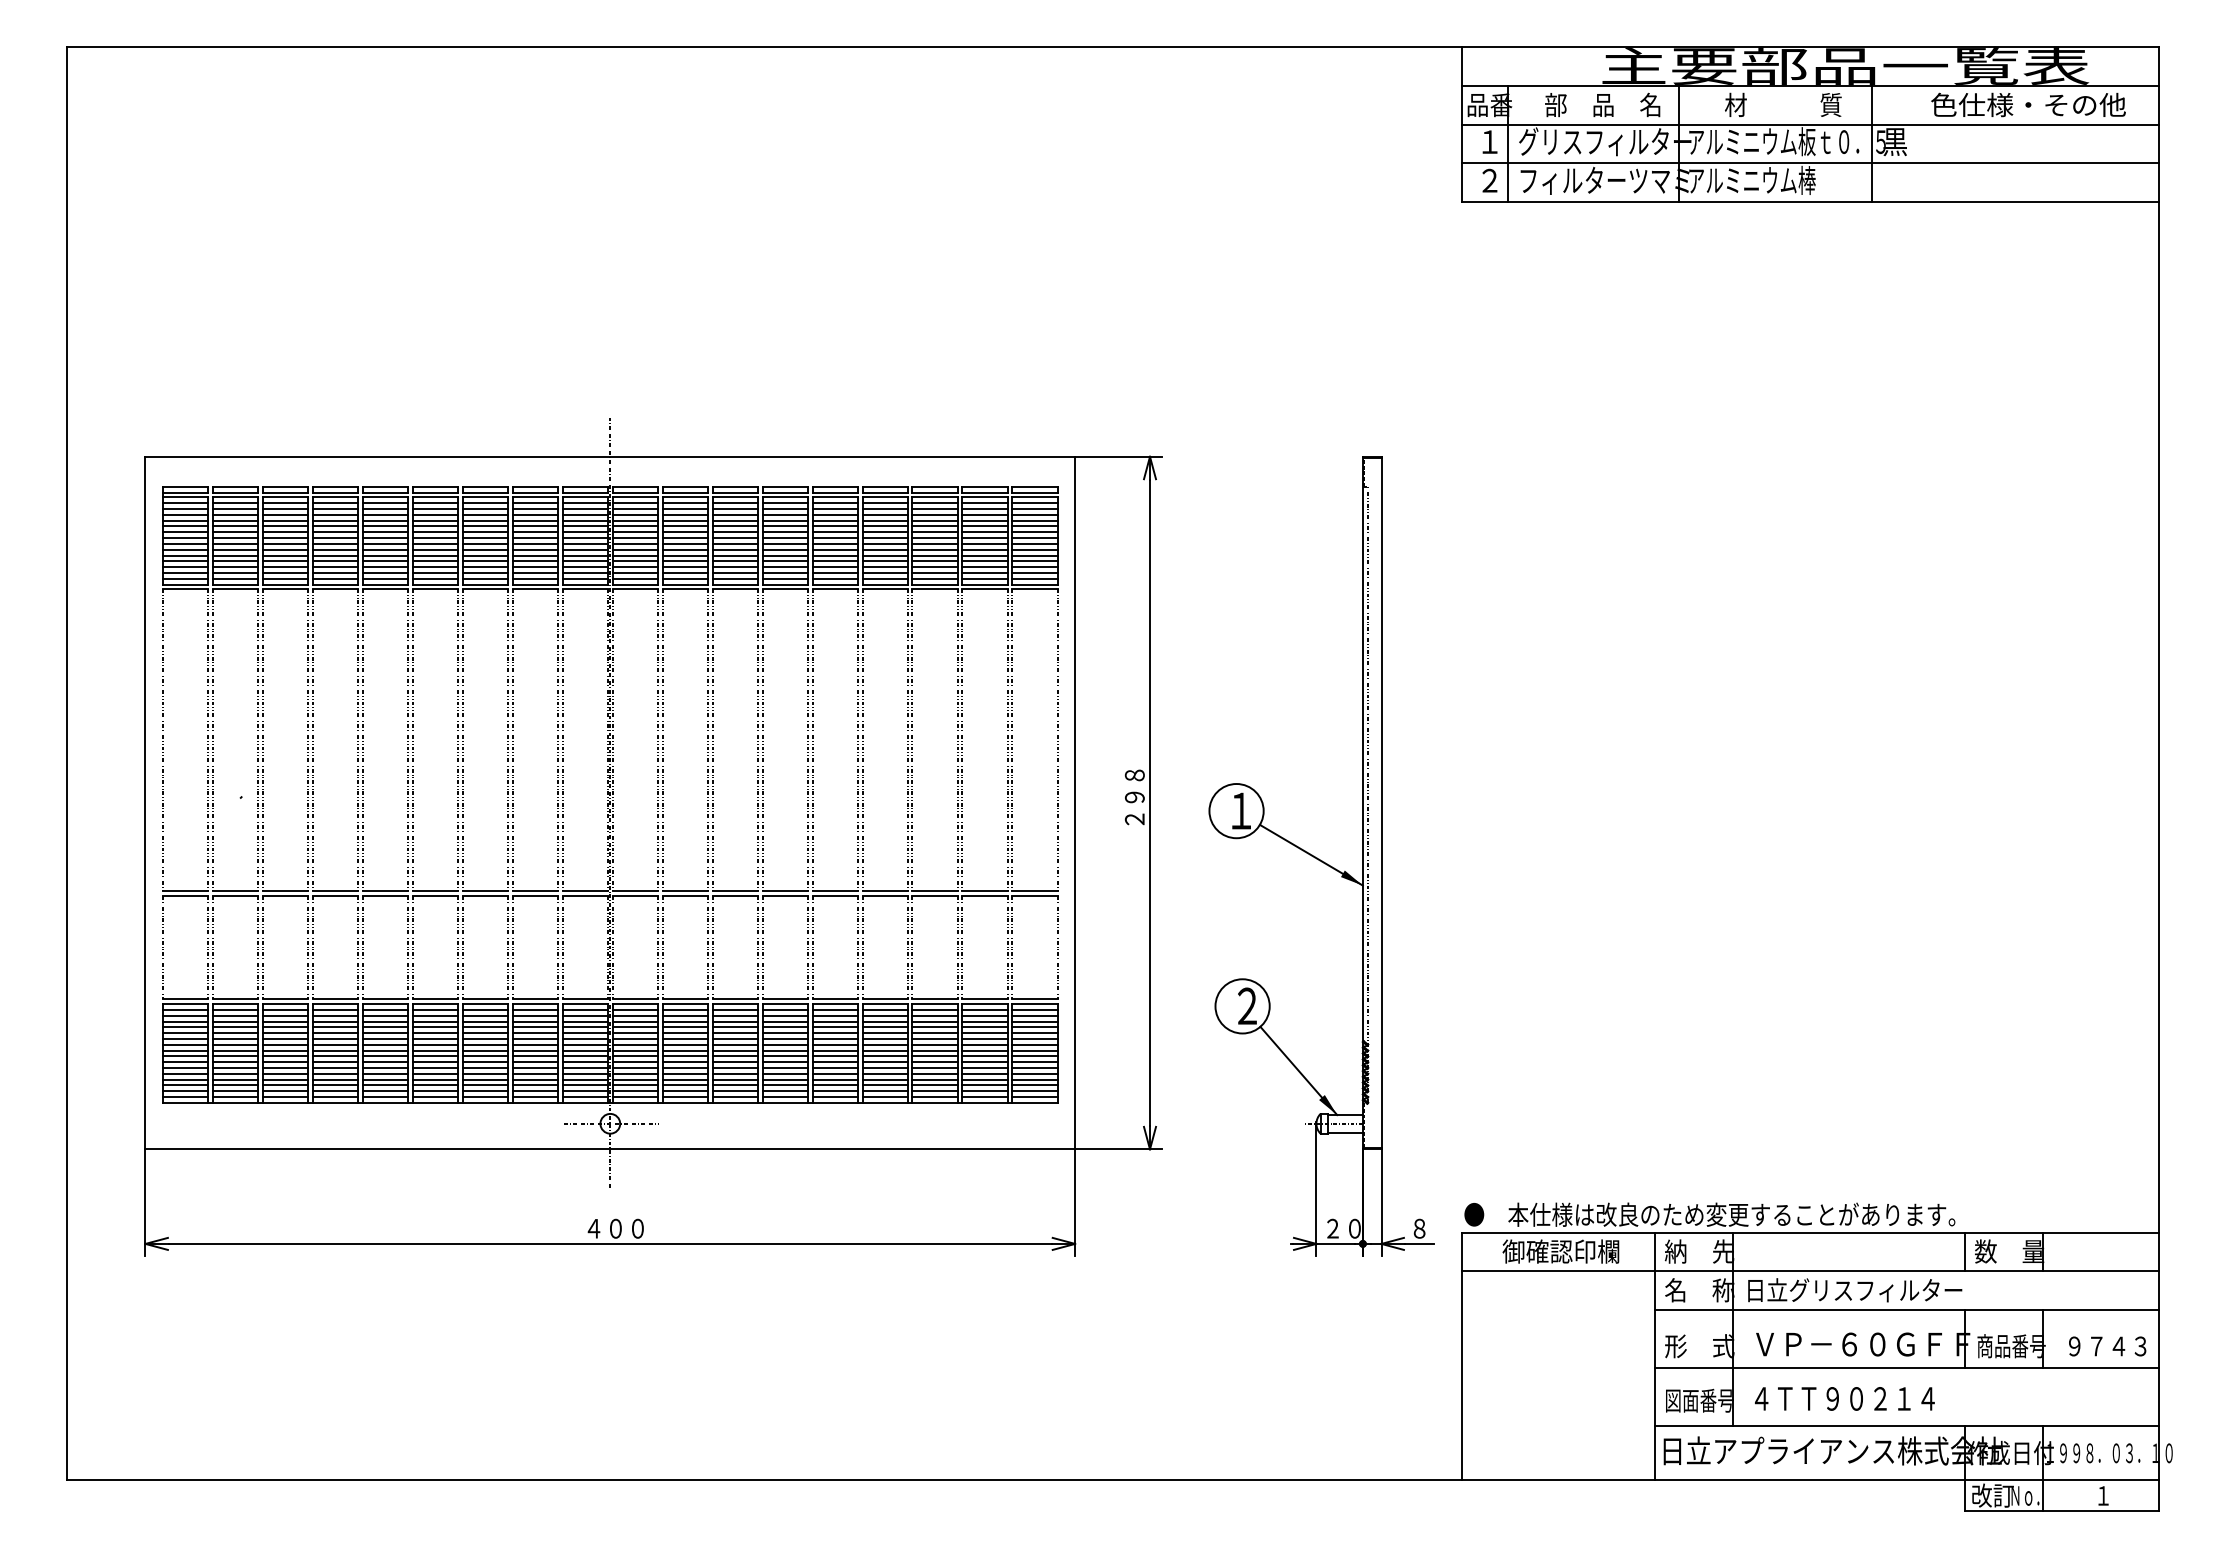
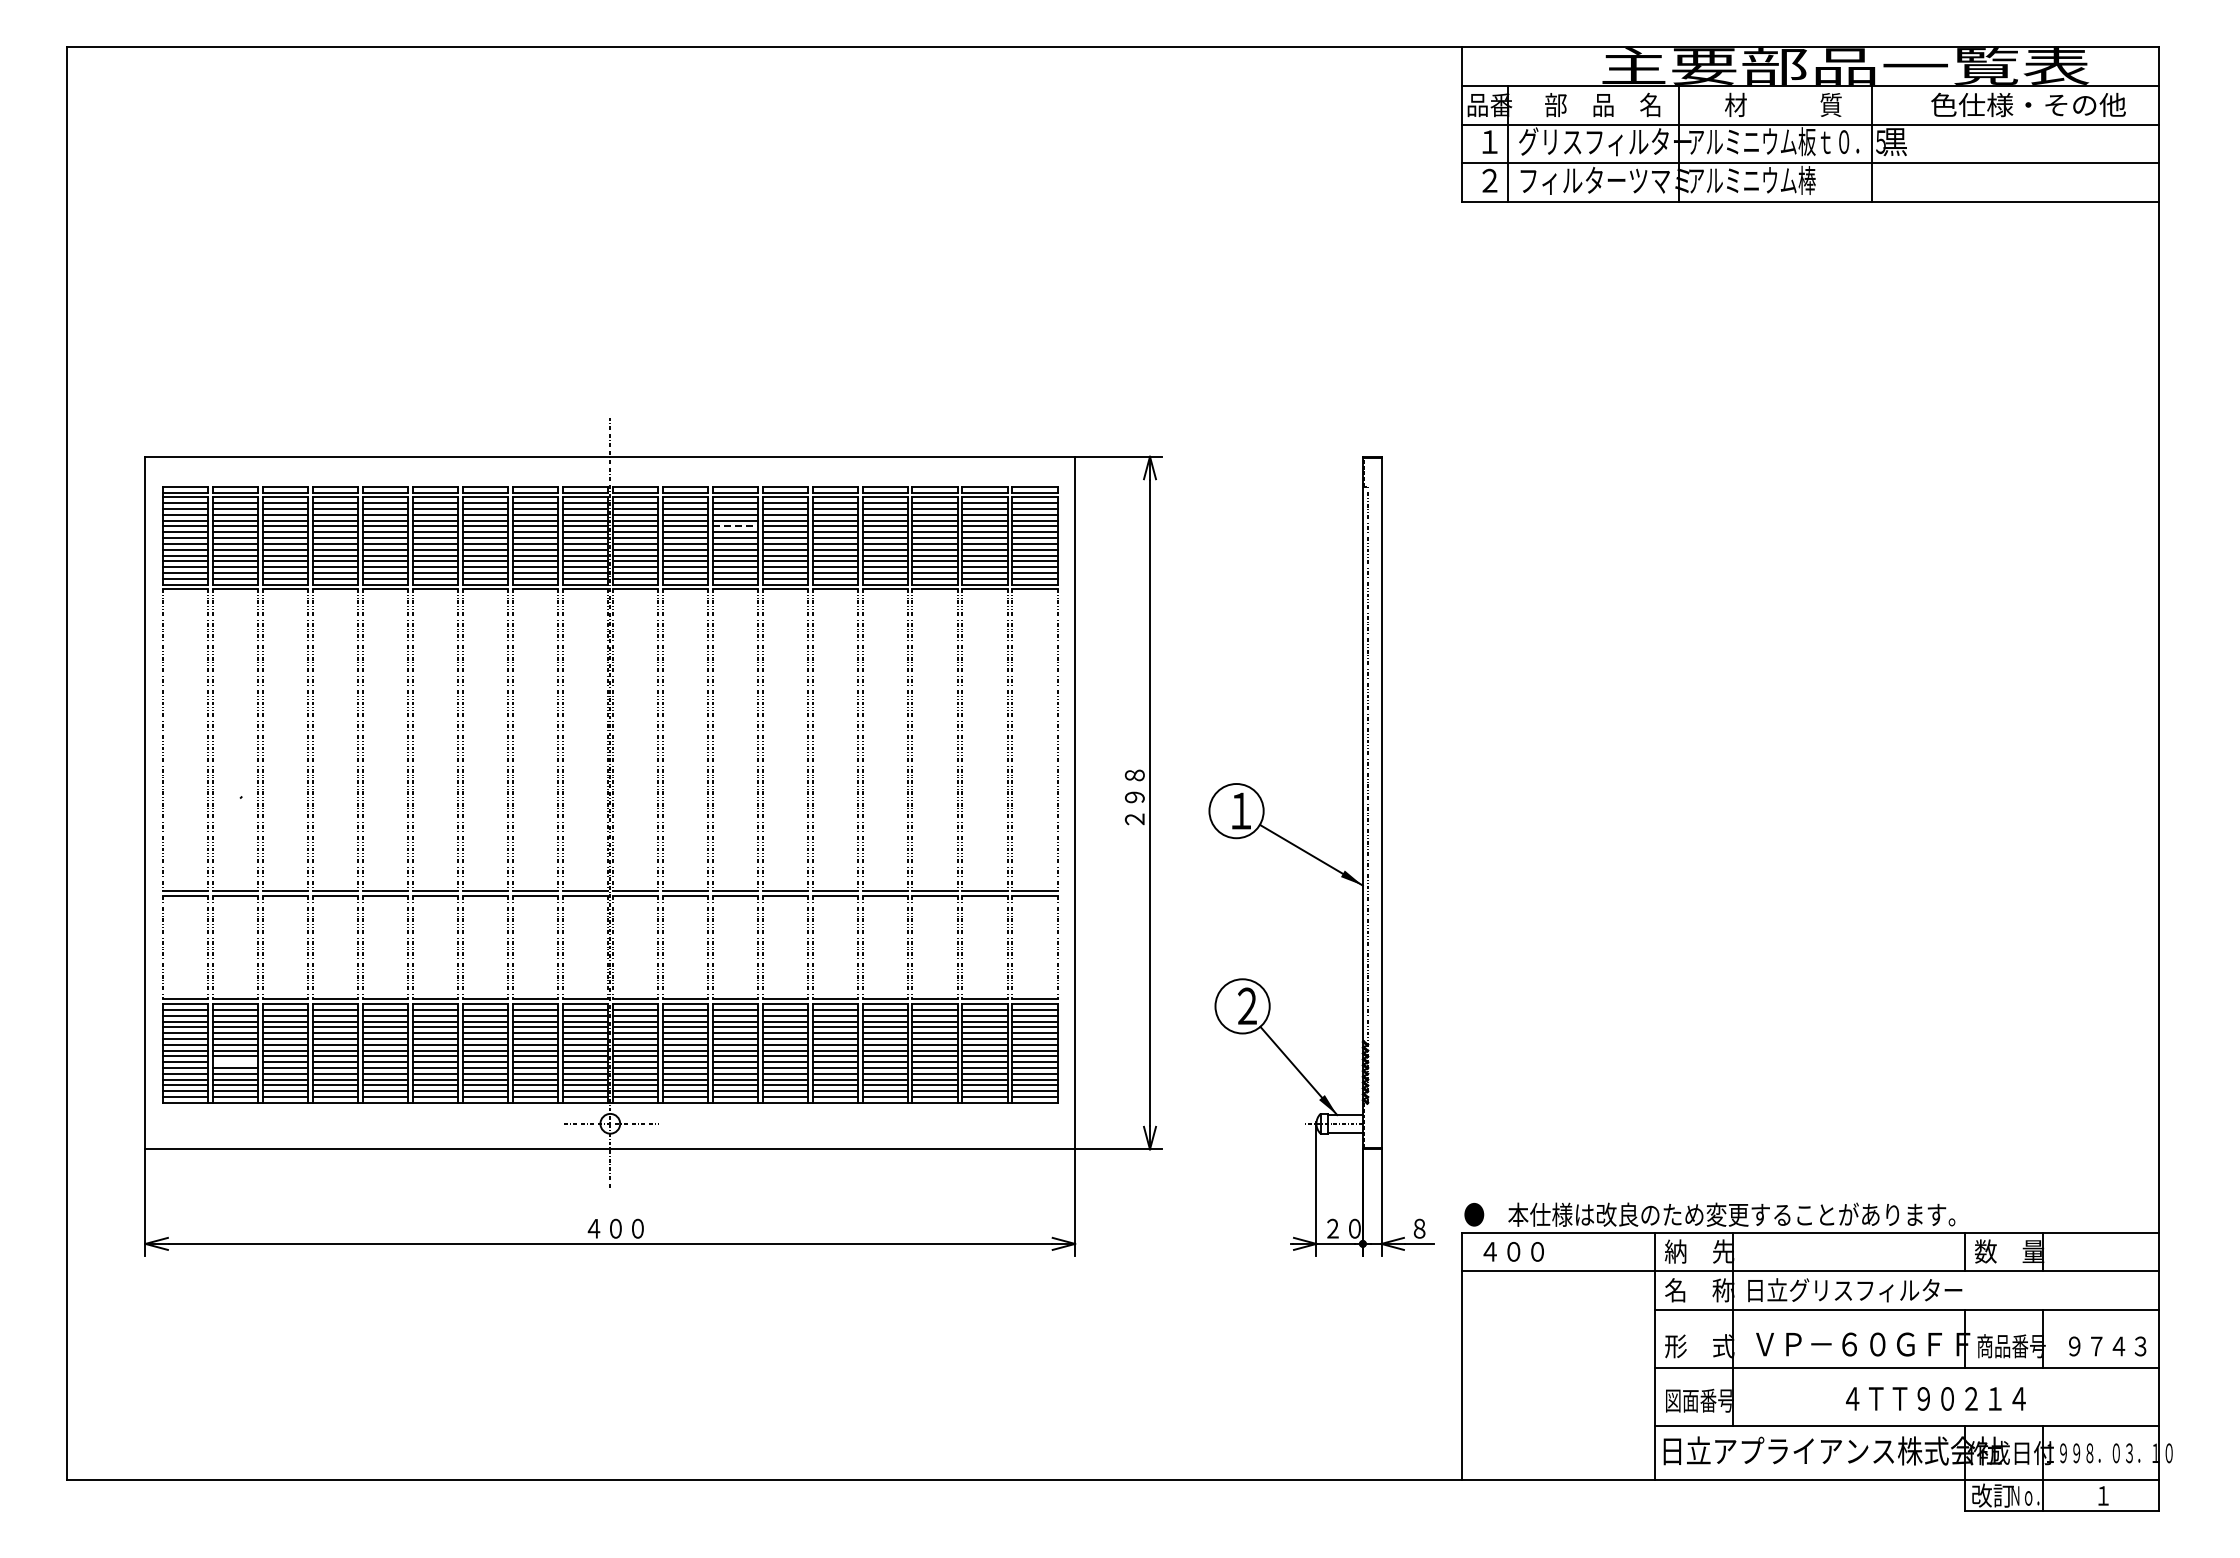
line: solid -> dashed (735, 526)
line: present -> none (235, 1062)
text: 御確認印欄 -> ４００ (1551, 1251)
text position: (1844, 1398) -> (1935, 1398) (1935, 1398)
